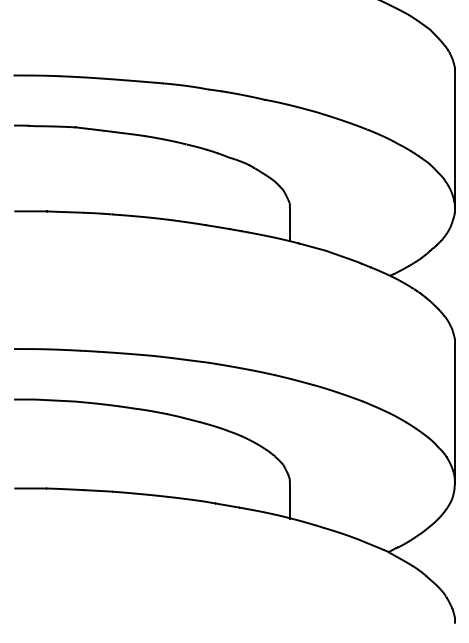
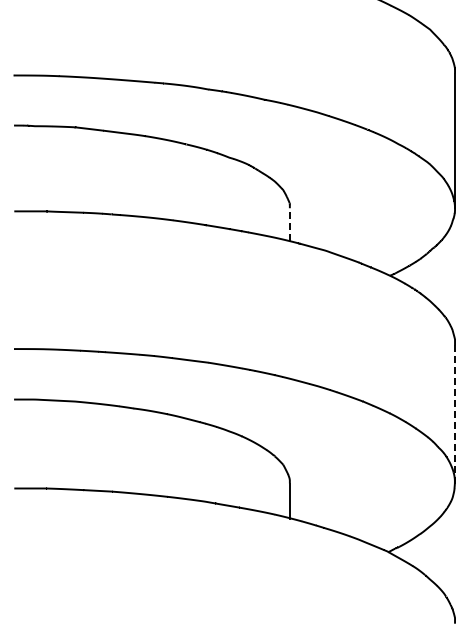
line: solid -> dashed (289, 223)
line: solid -> dashed (455, 413)
